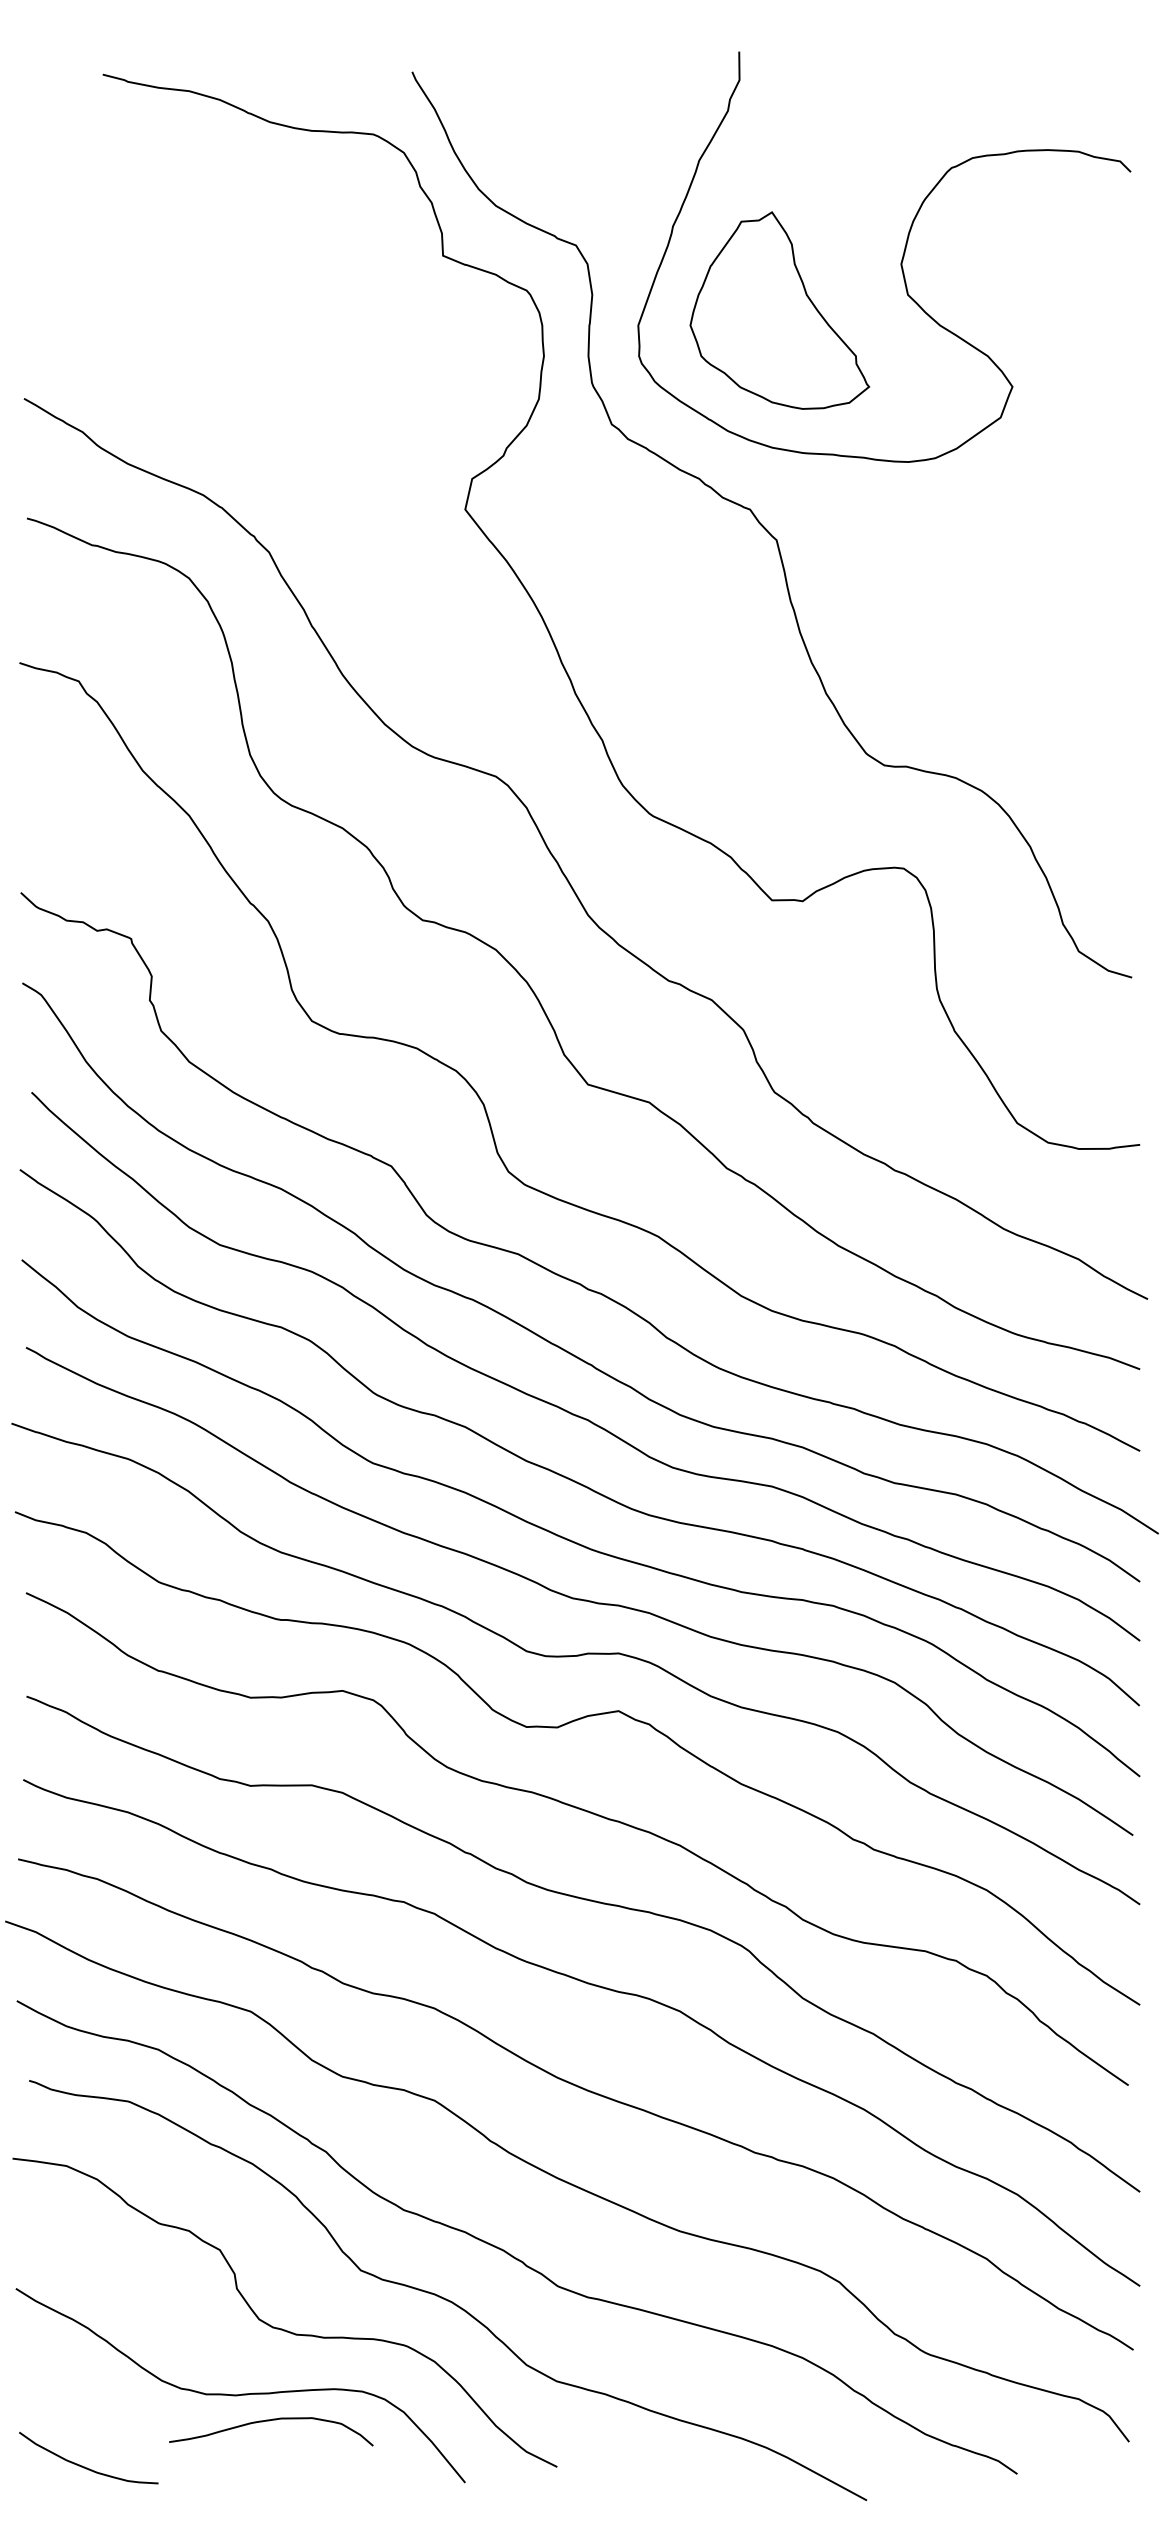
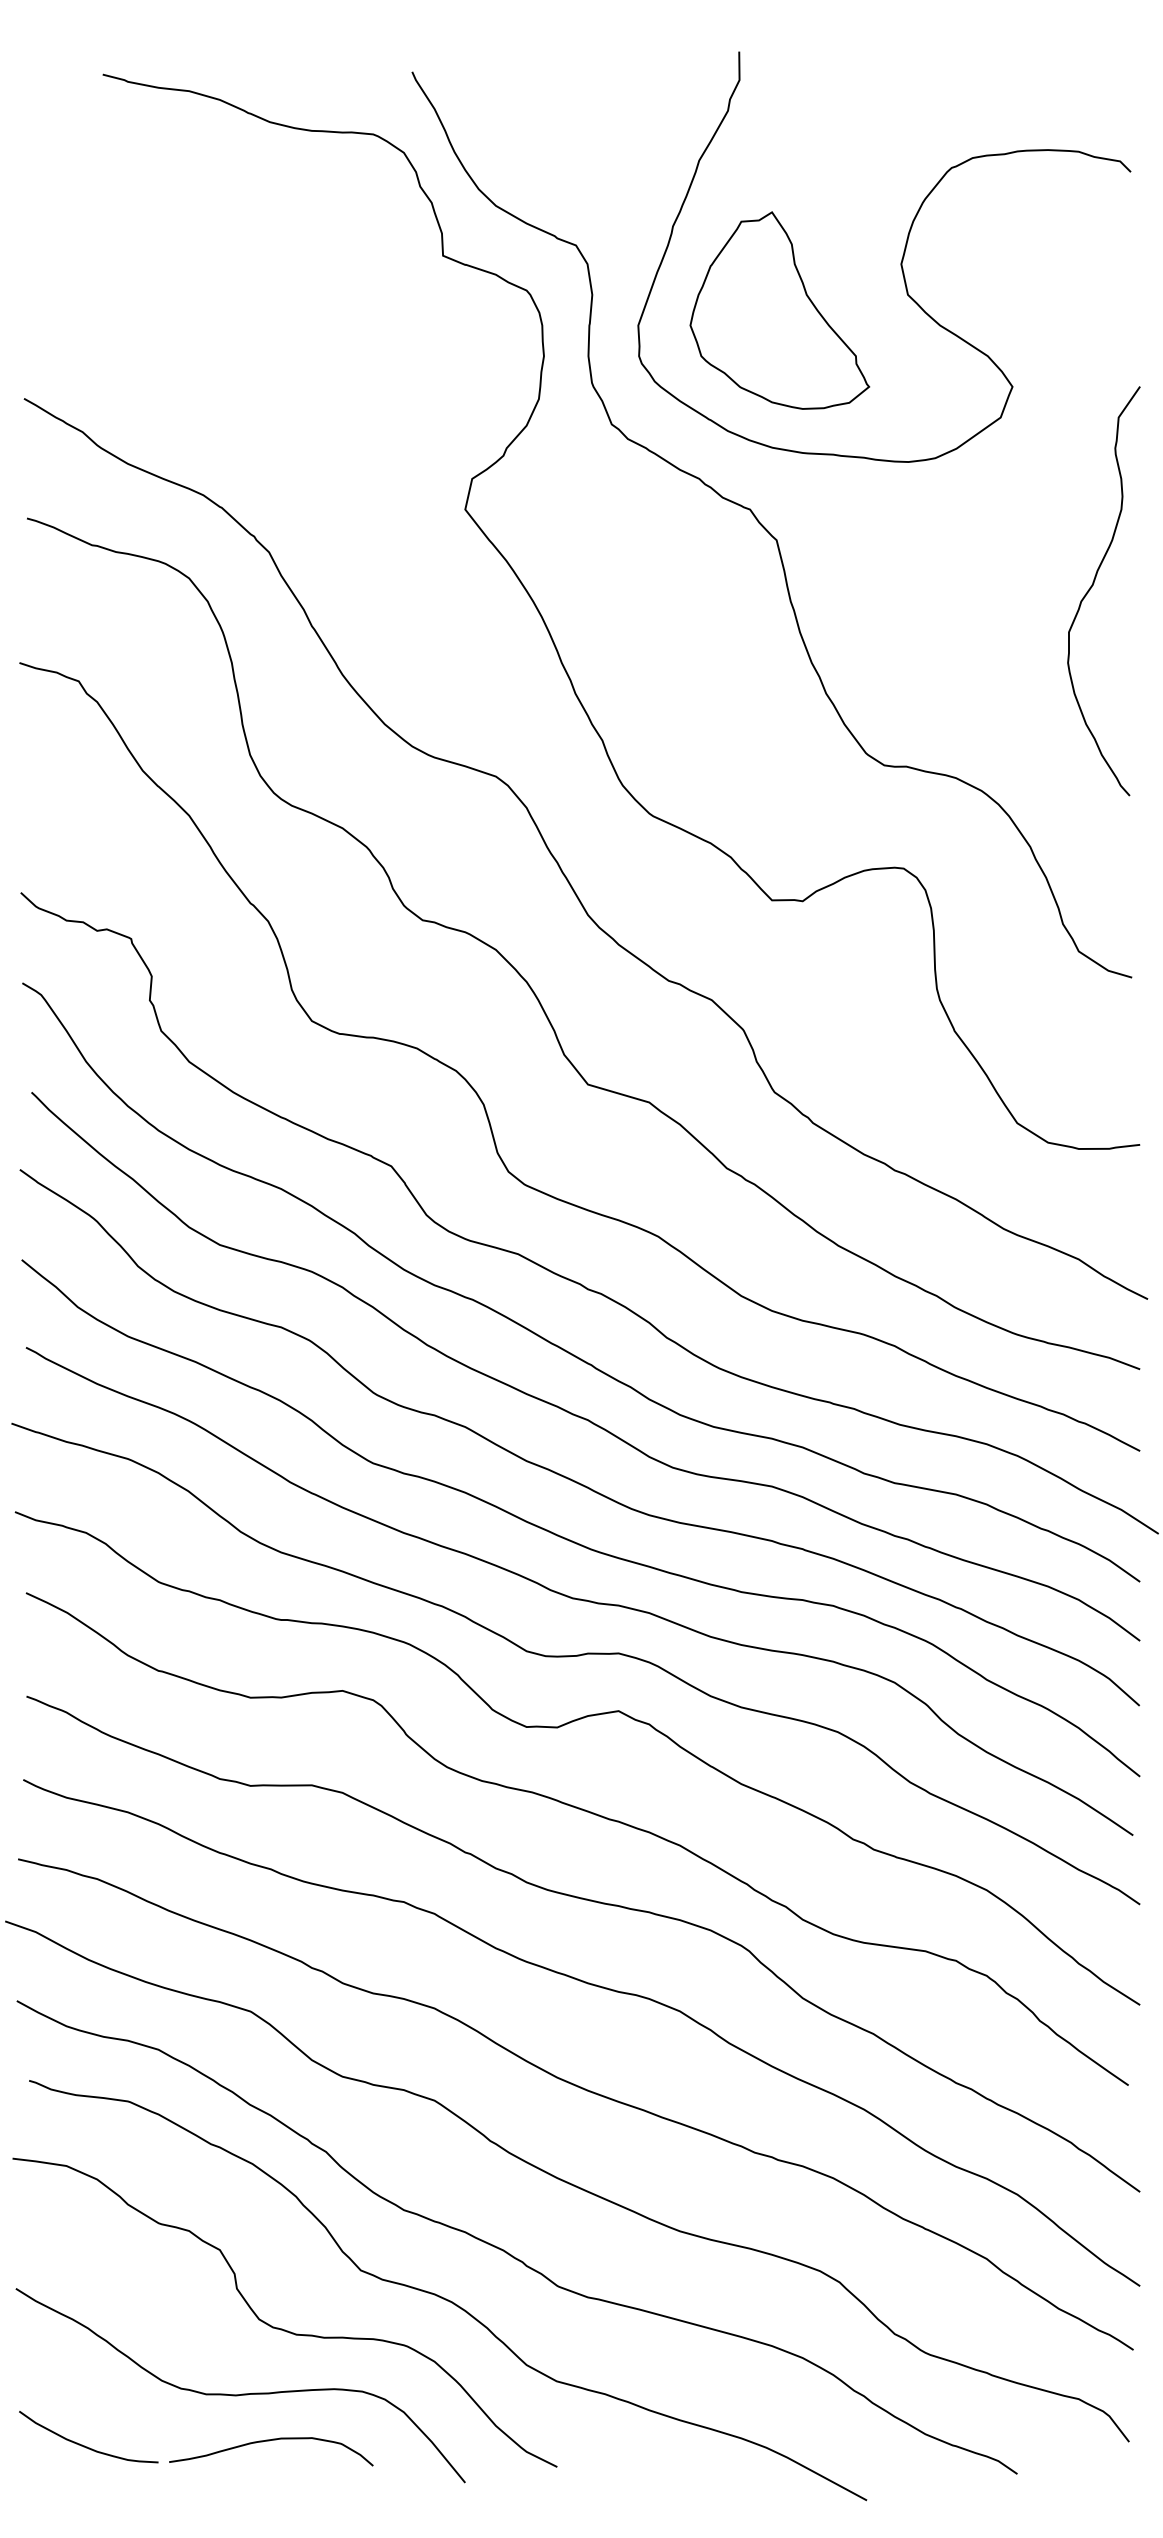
curve: none -> present (1093, 585)
curve position: (269, 2421) -> (269, 2441) (269, 2441)
curve position: (84, 2466) -> (84, 2445) (84, 2445)
